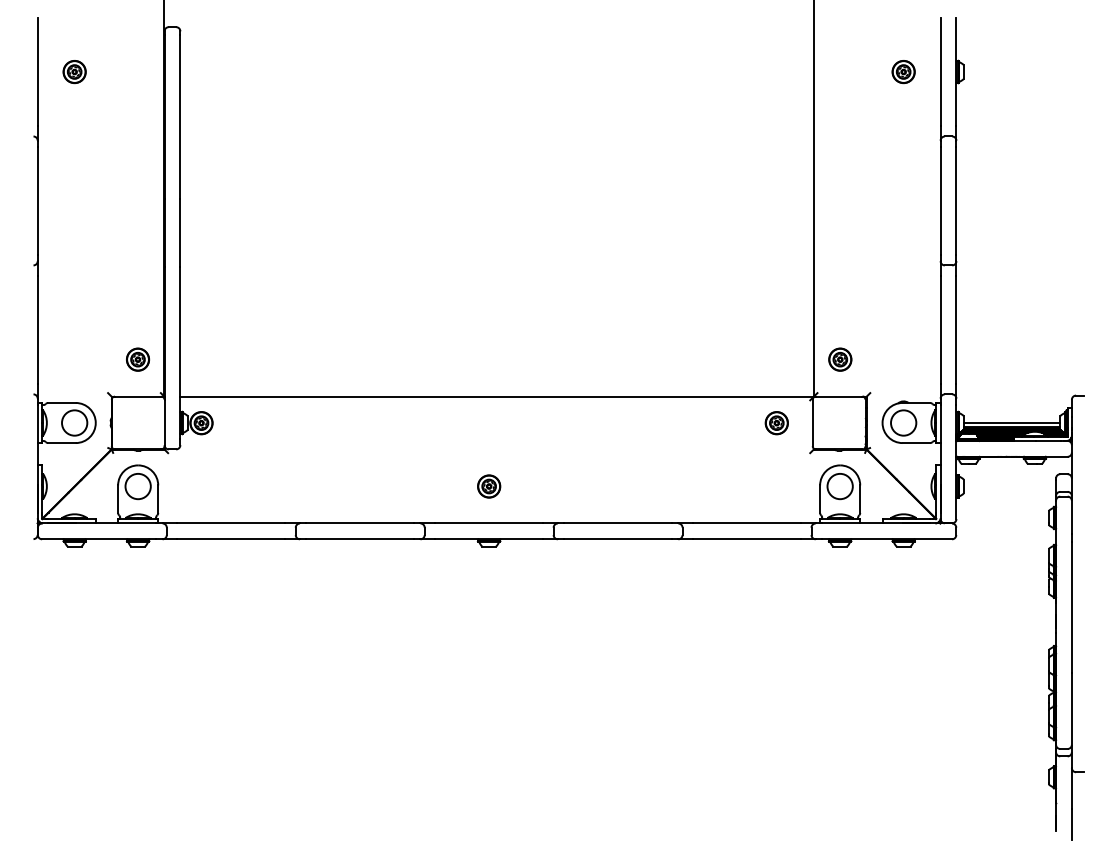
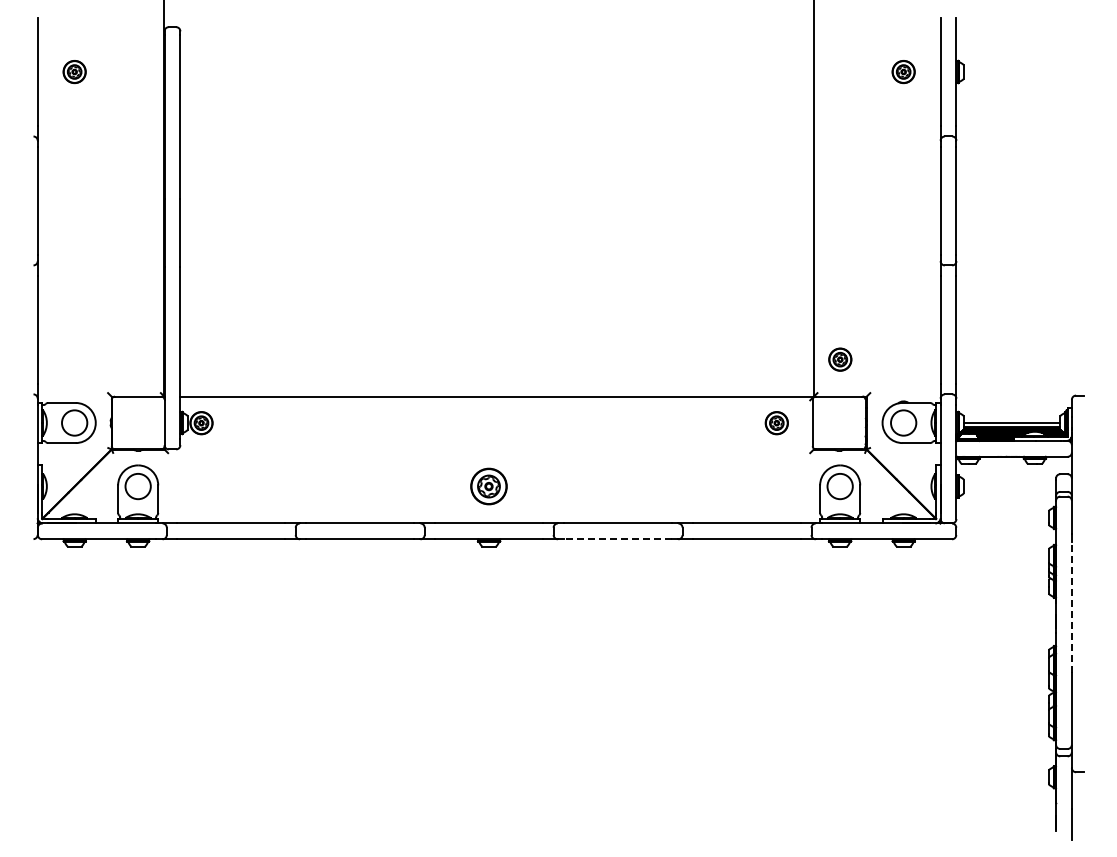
part: present -> none (137, 359)
part size: 25x25 px -> 38x39 px (488, 486)
line: solid -> dashed (618, 539)
line: solid -> dashed (1071, 607)
